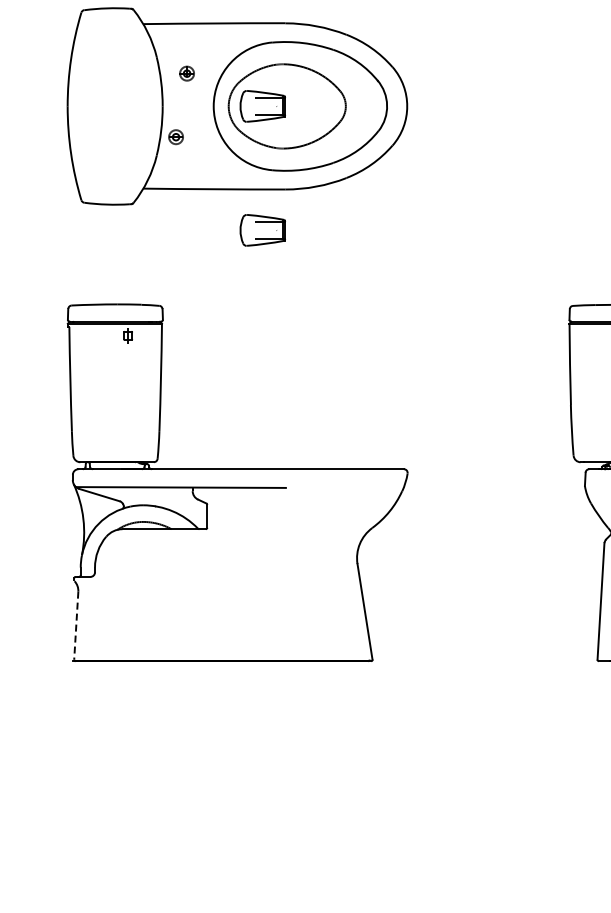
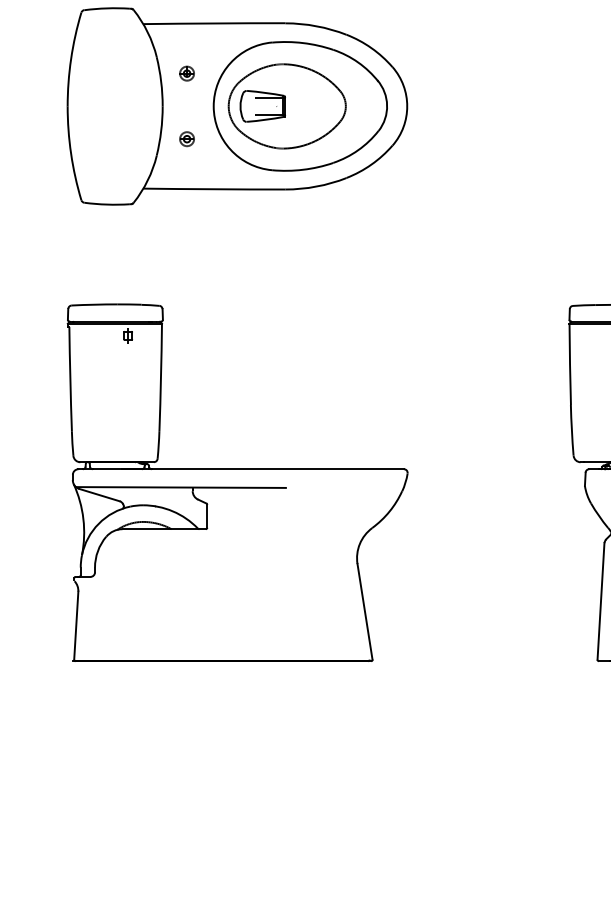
part position: (175, 137) -> (186, 139) (186, 139)
part: present -> none (262, 230)
line: dashed -> solid (76, 626)
